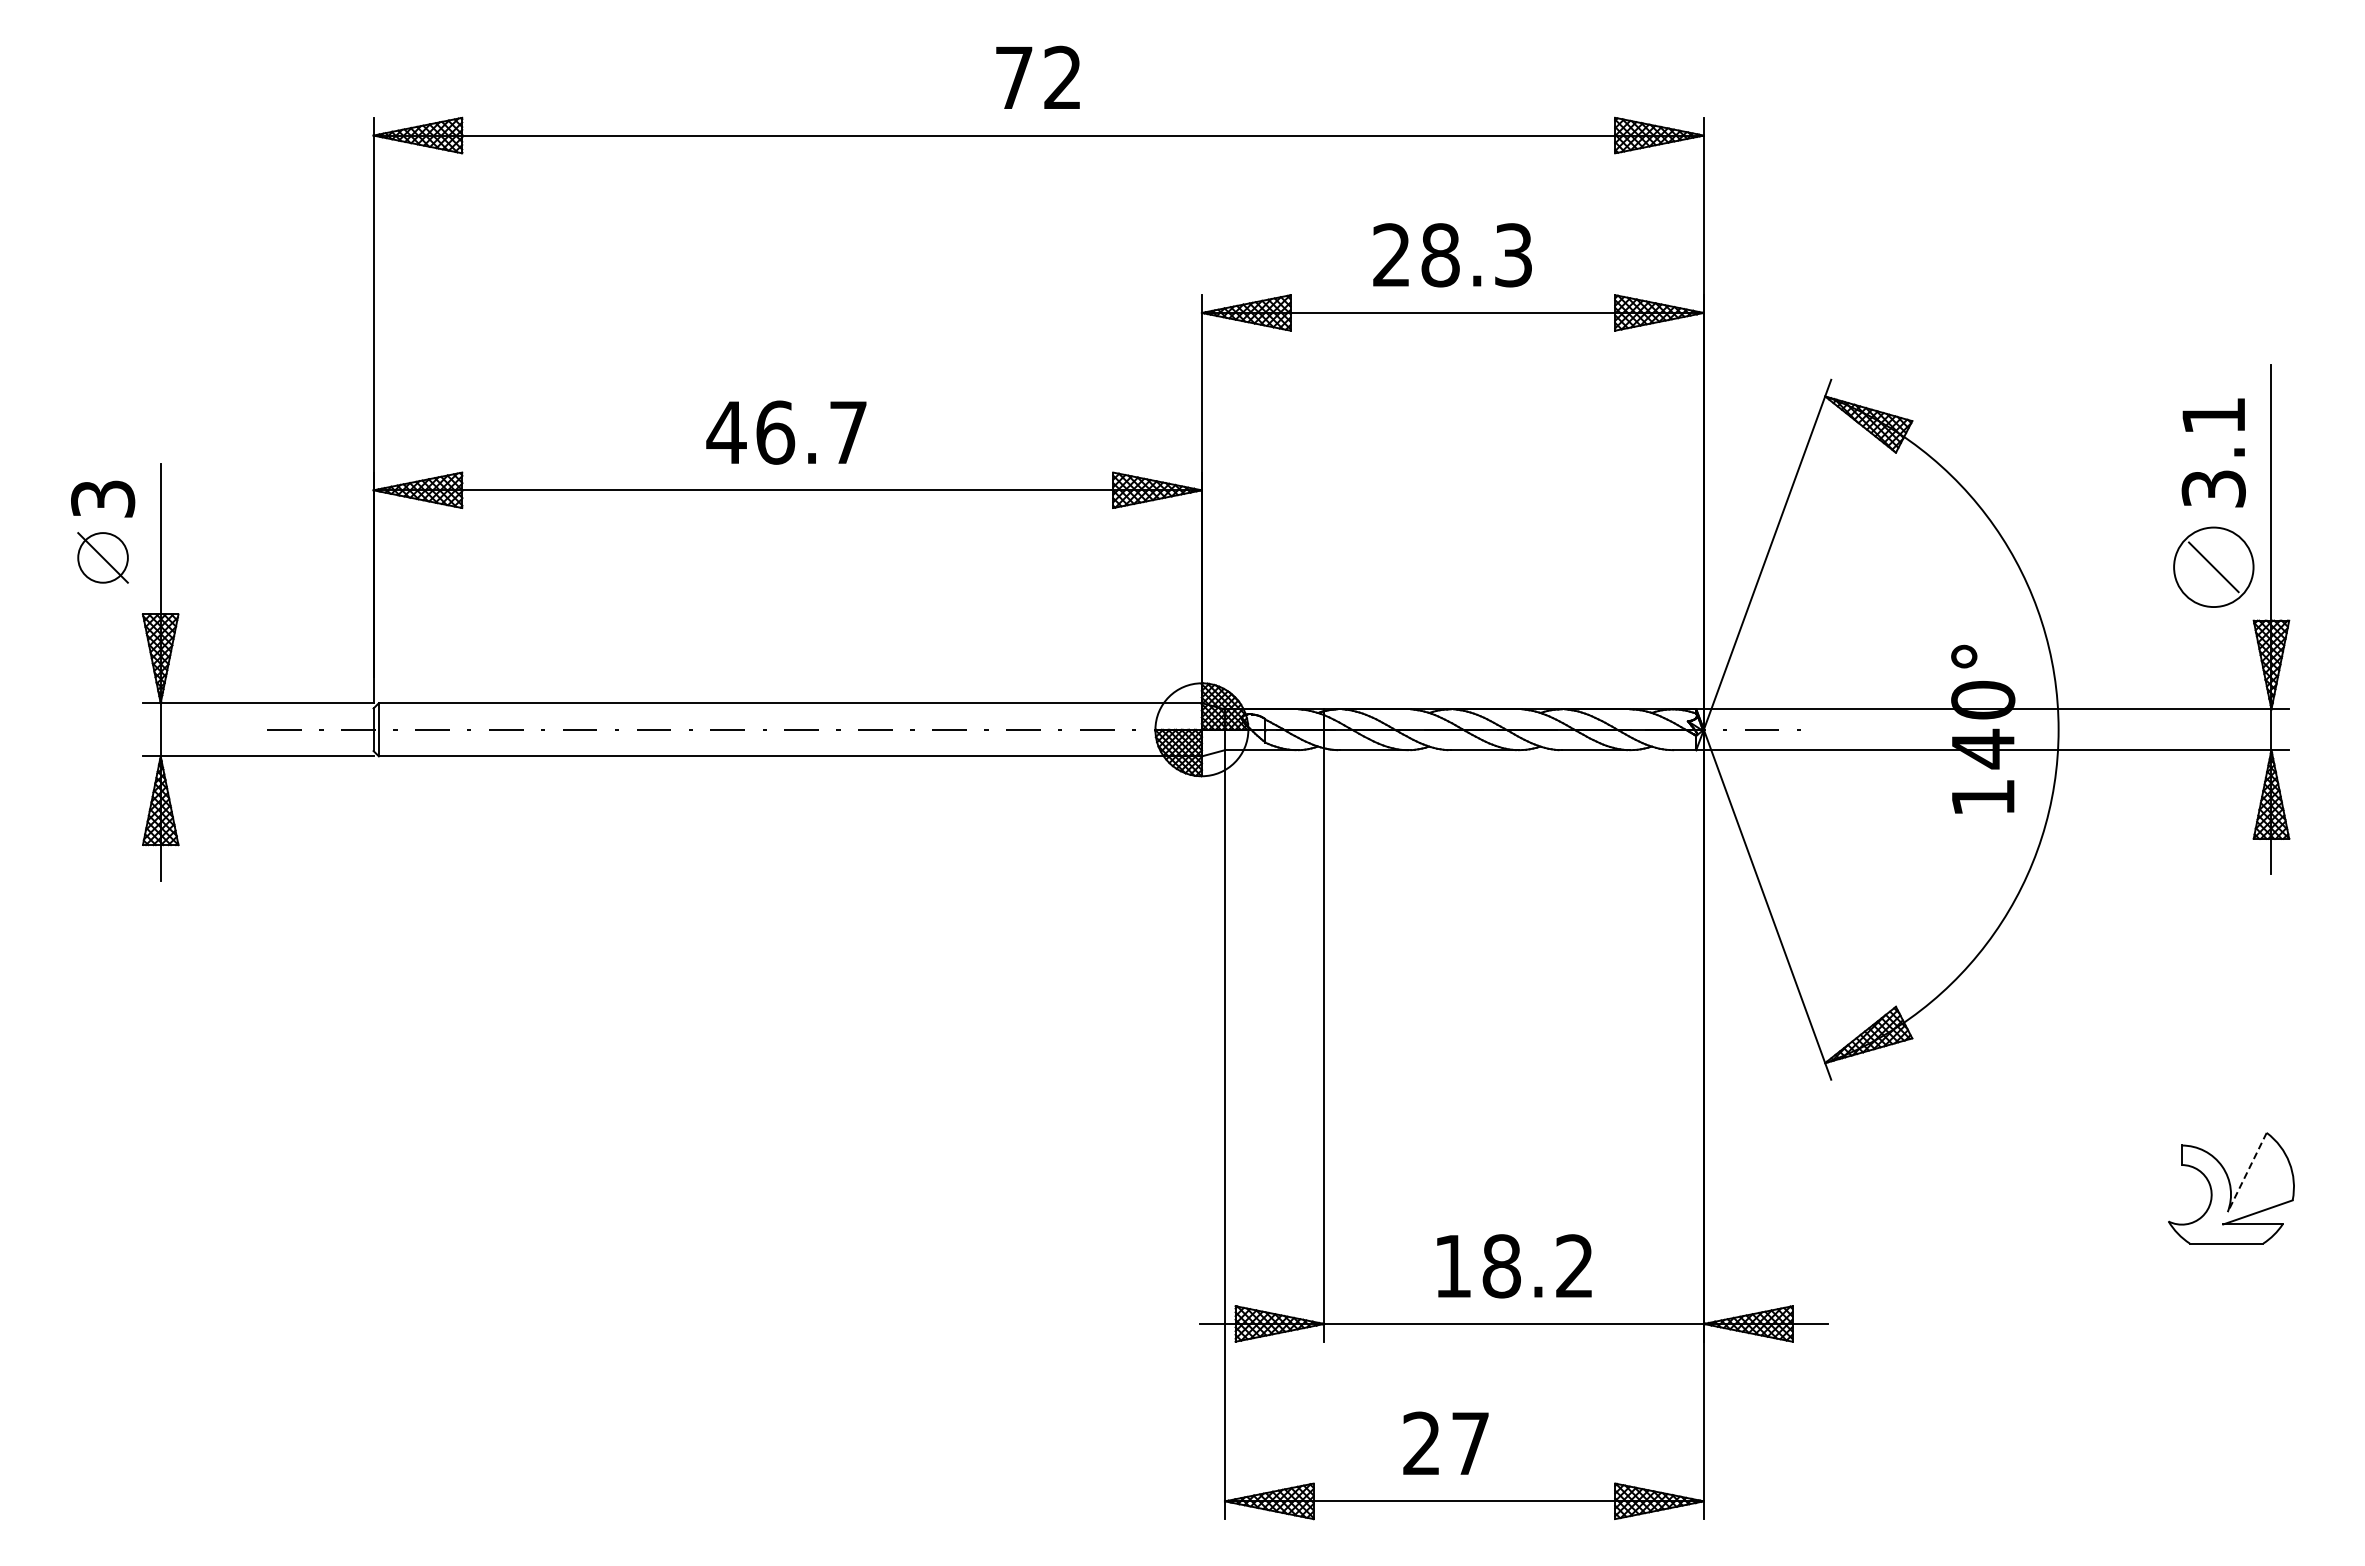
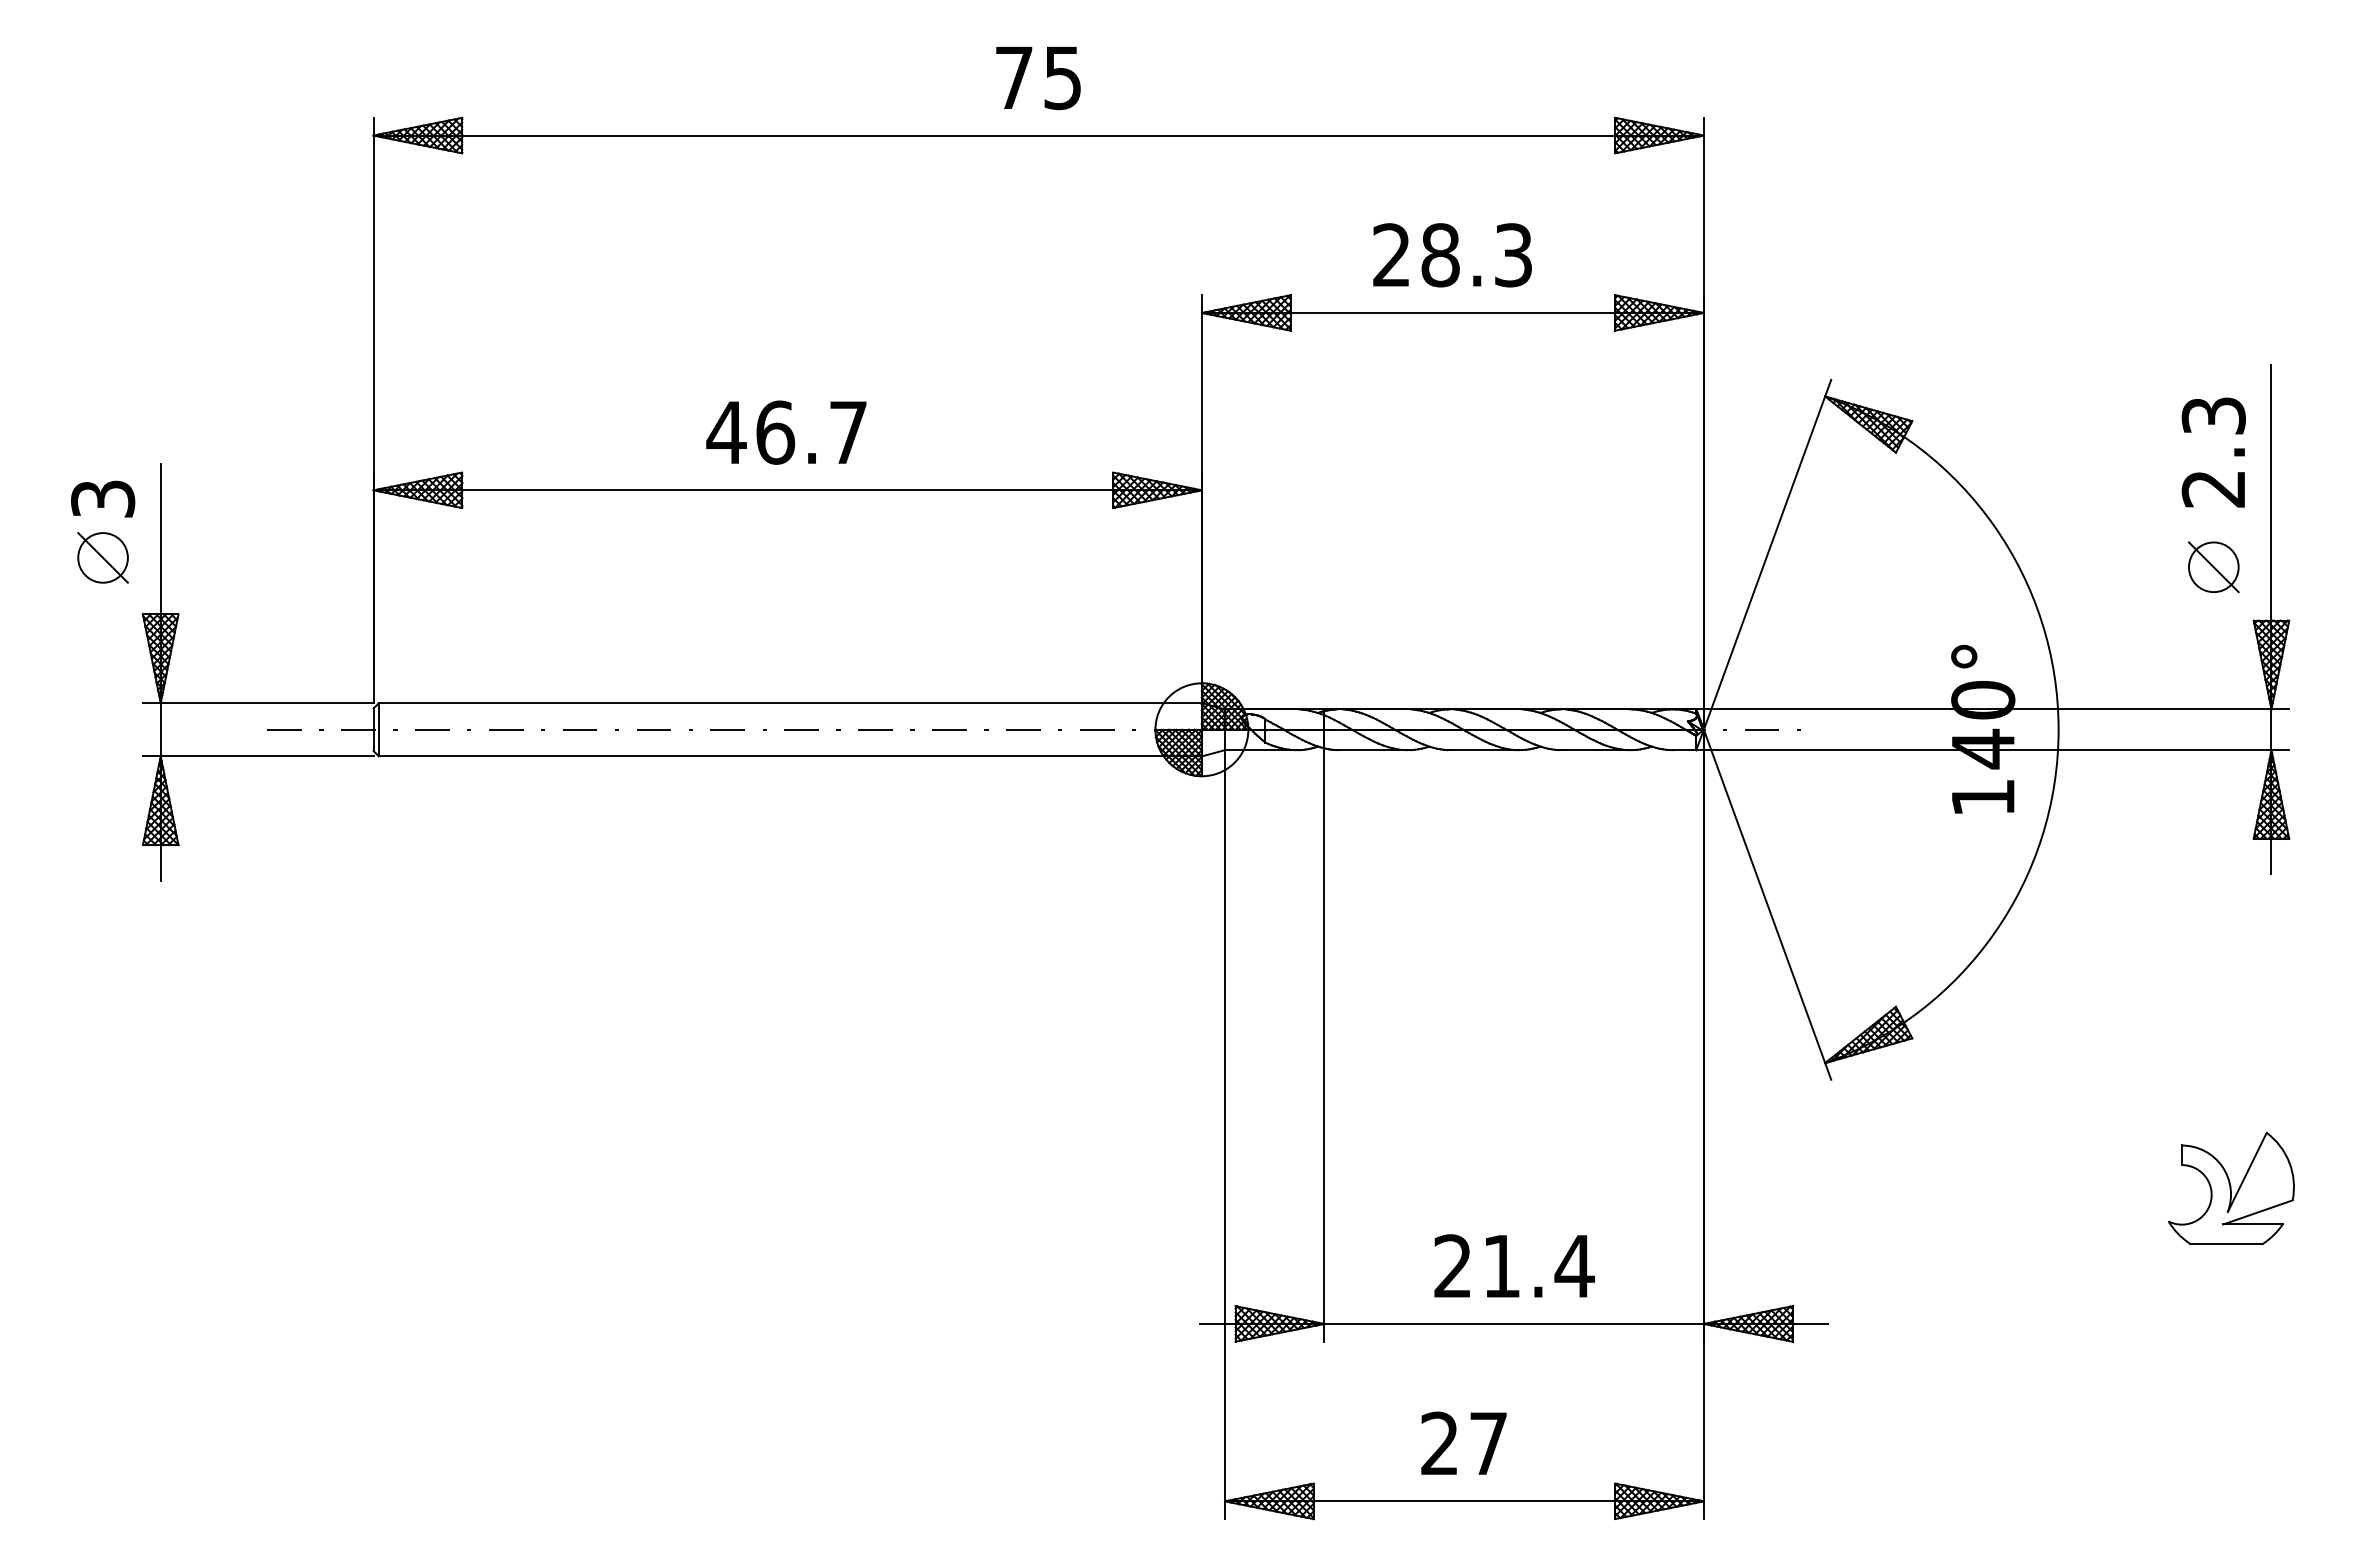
text: 72 -> 75 (1062, 77)
text: 3.1 -> 2.3 (2213, 452)
circle diameter: 79 px -> 50 px (2213, 567)
line: dashed -> solid (2247, 1172)
text: 18.2 -> 21.4 (1514, 1266)
text position: (1445, 1442) -> (1463, 1442) (1463, 1442)
